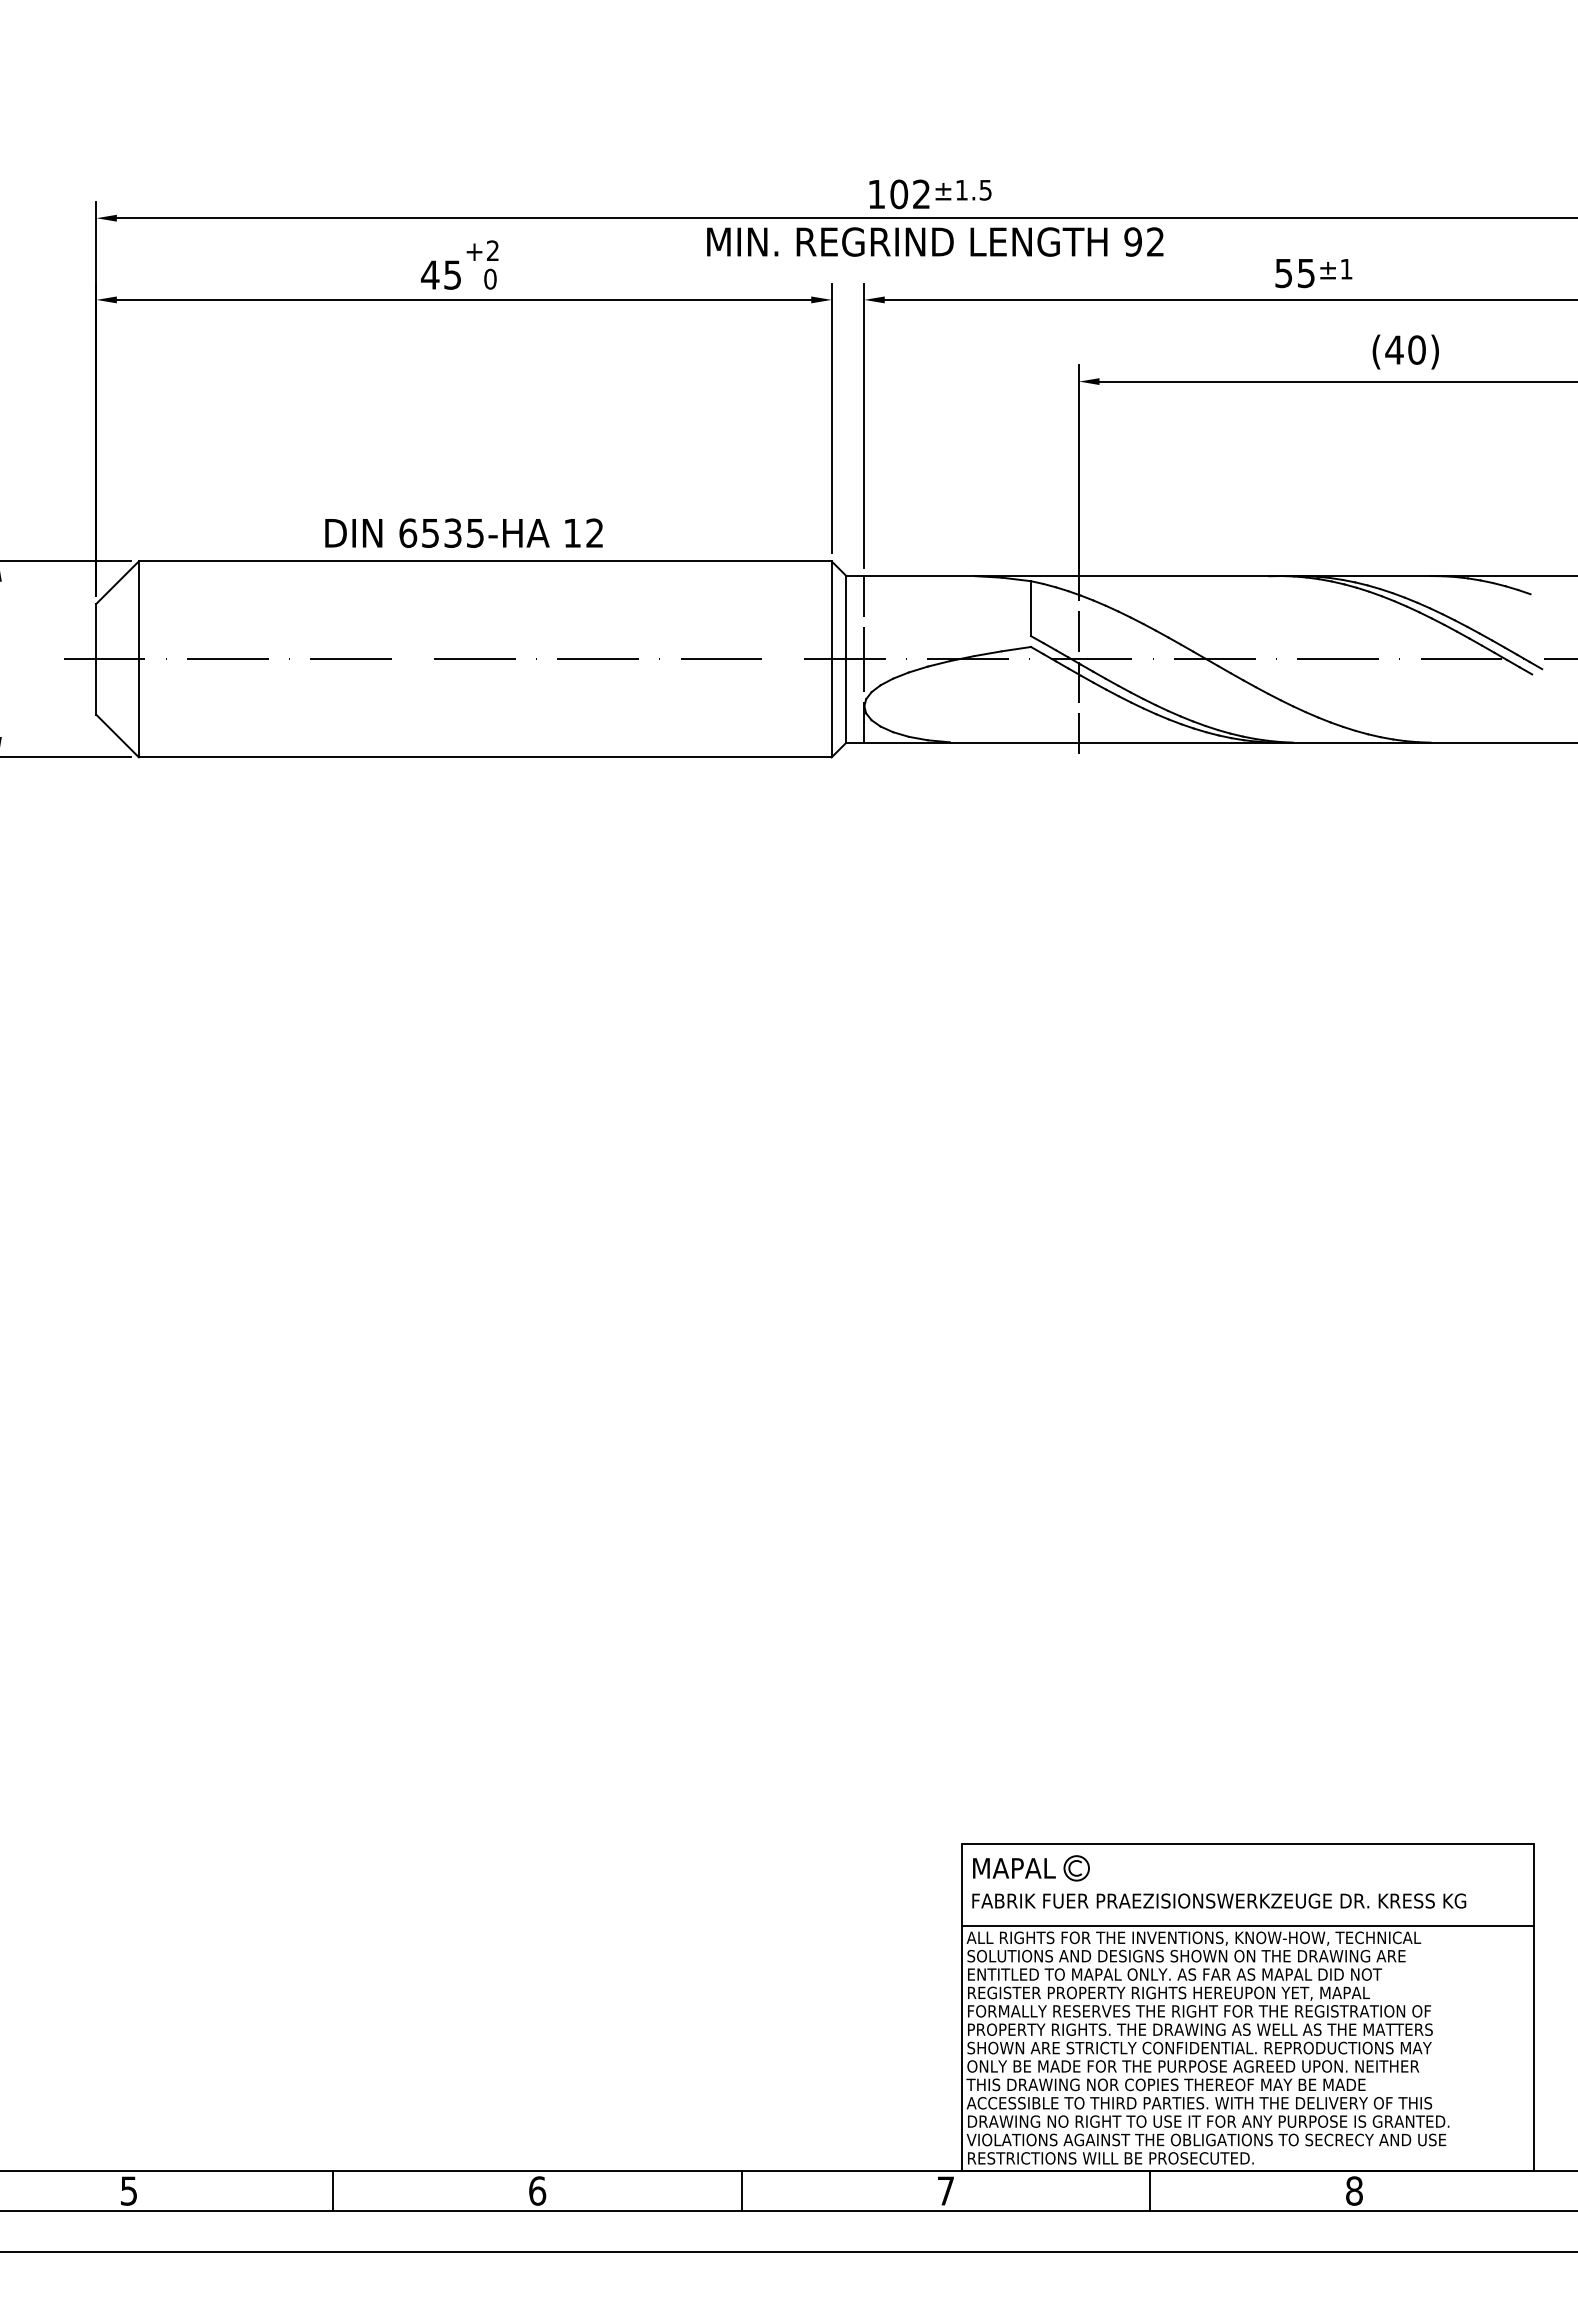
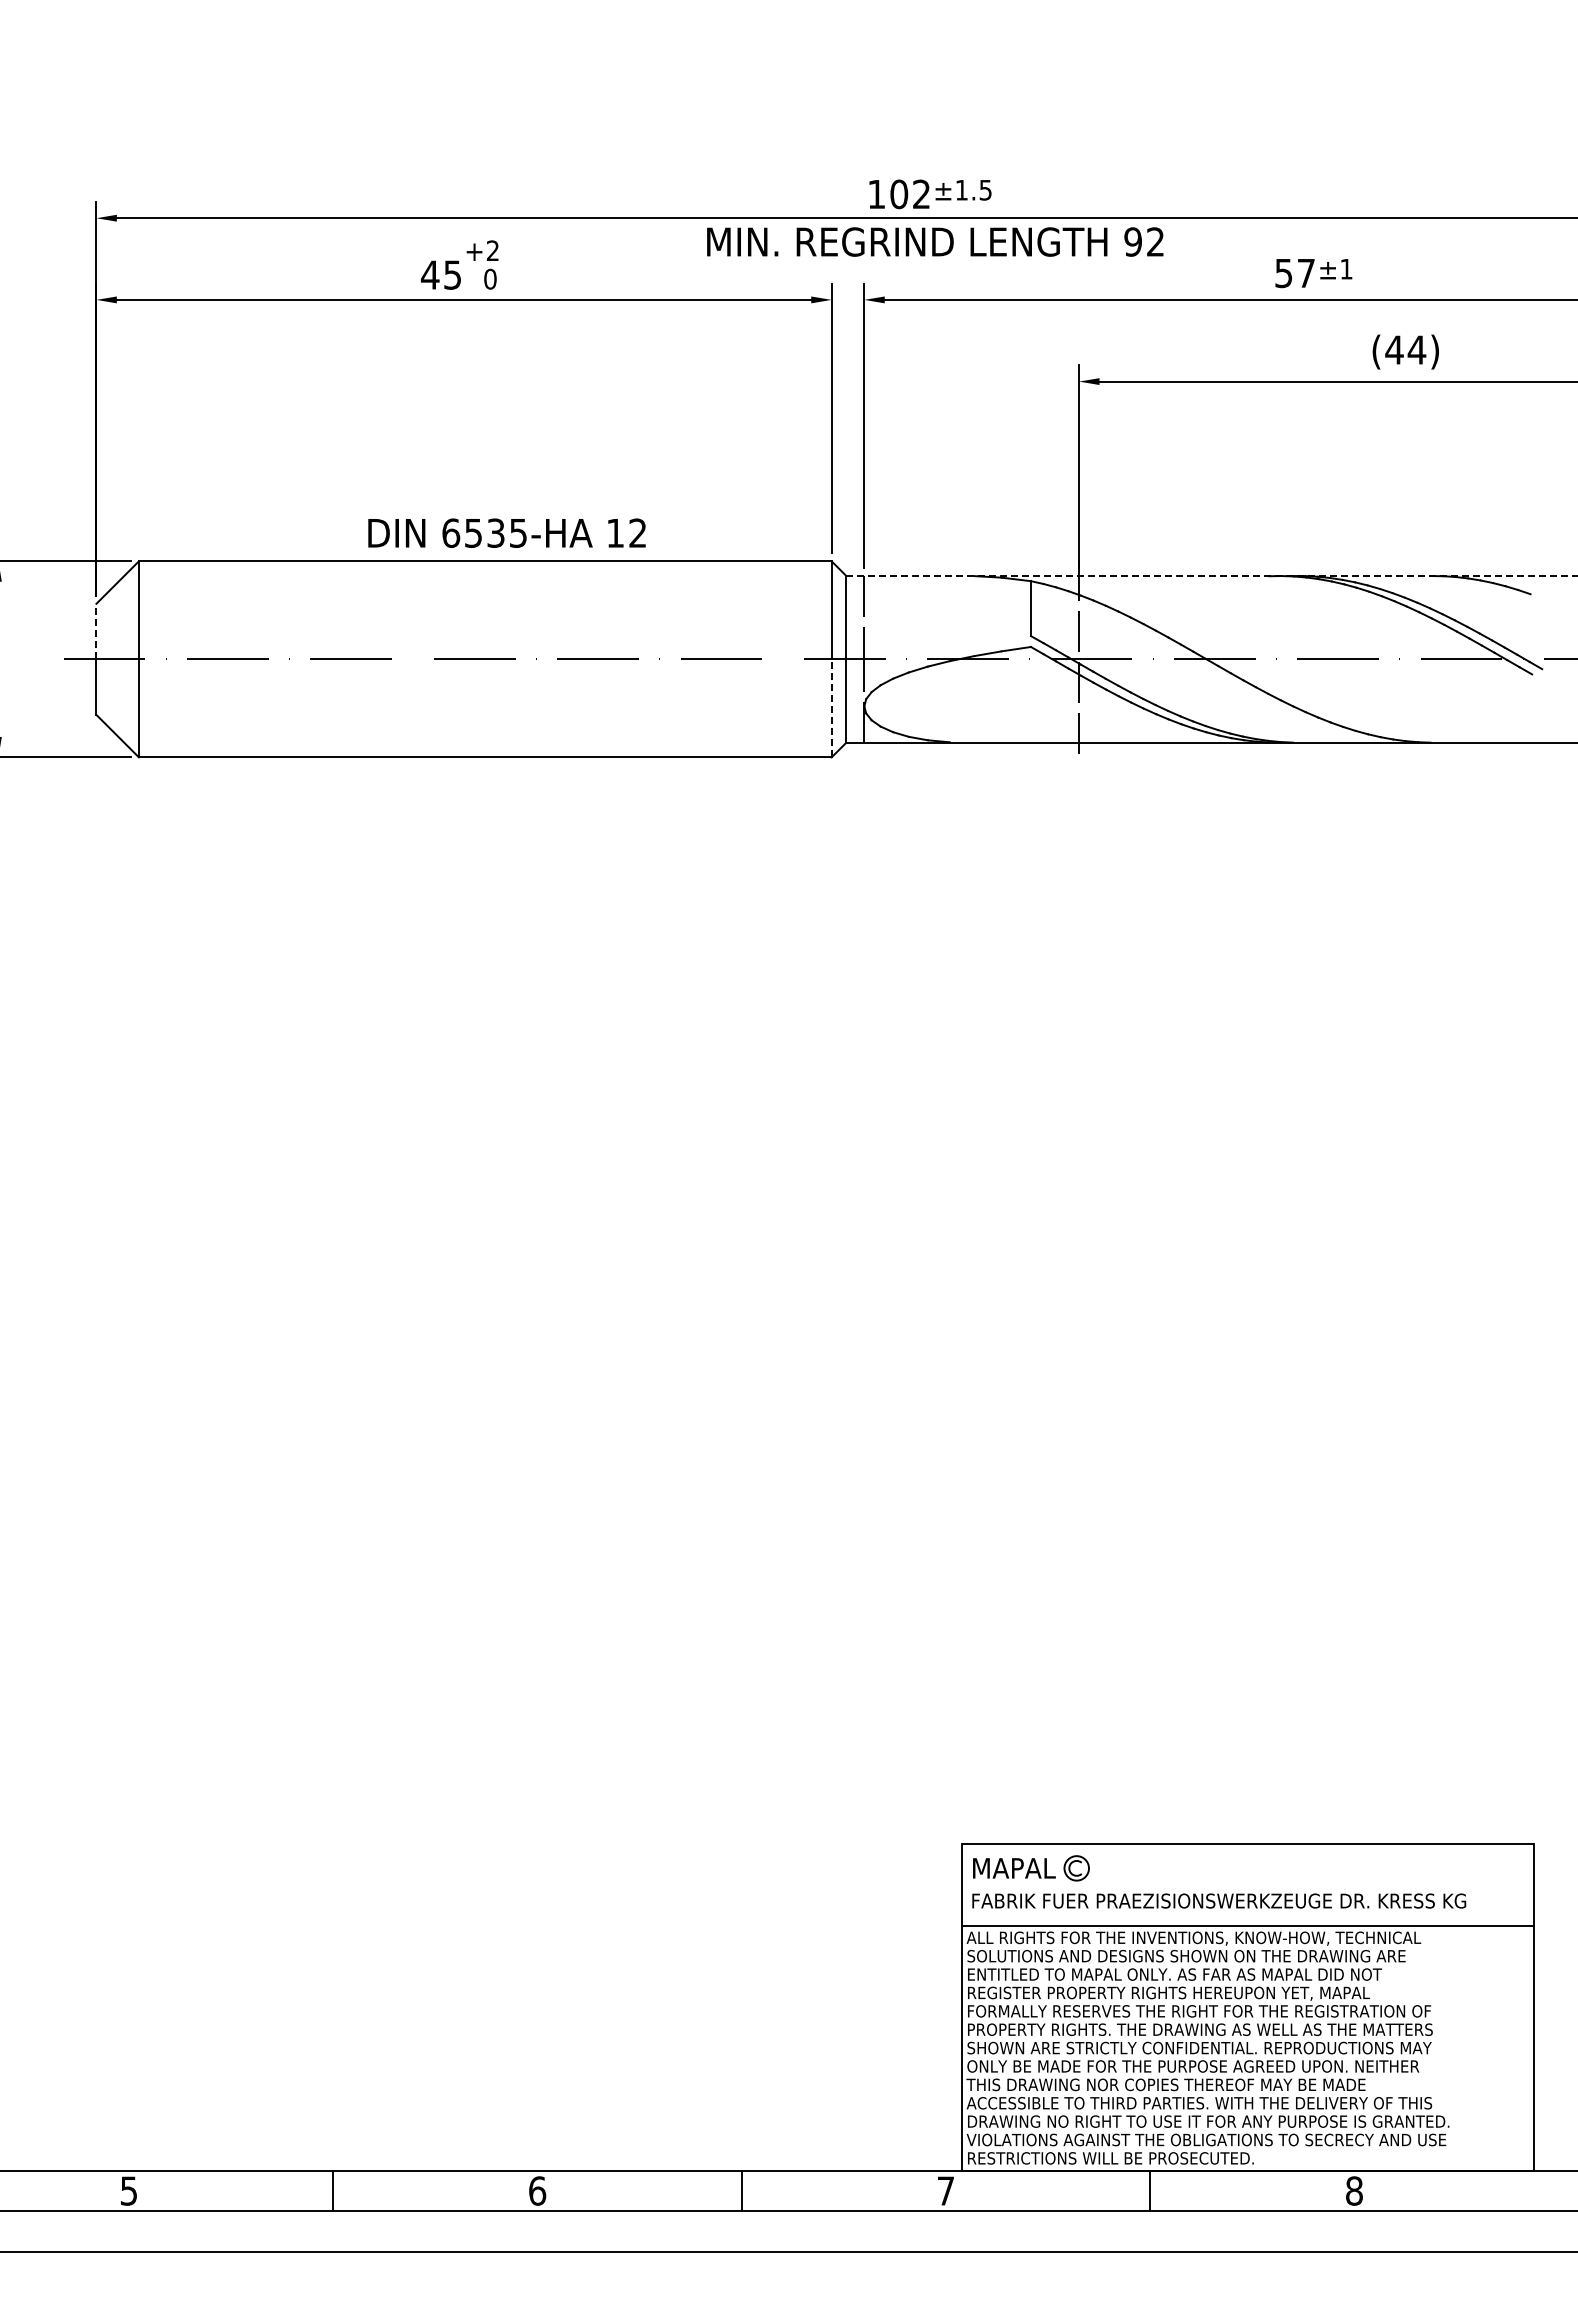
text: 55 -> 57 (1306, 273)
text: (40) -> (44) (1416, 349)
text position: (463, 532) -> (506, 532) (506, 532)
line: solid -> dashed (1212, 576)
line: solid -> dashed (96, 631)
line: solid -> dashed (831, 707)
